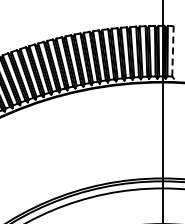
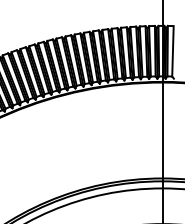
line: dashed -> solid (172, 50)
